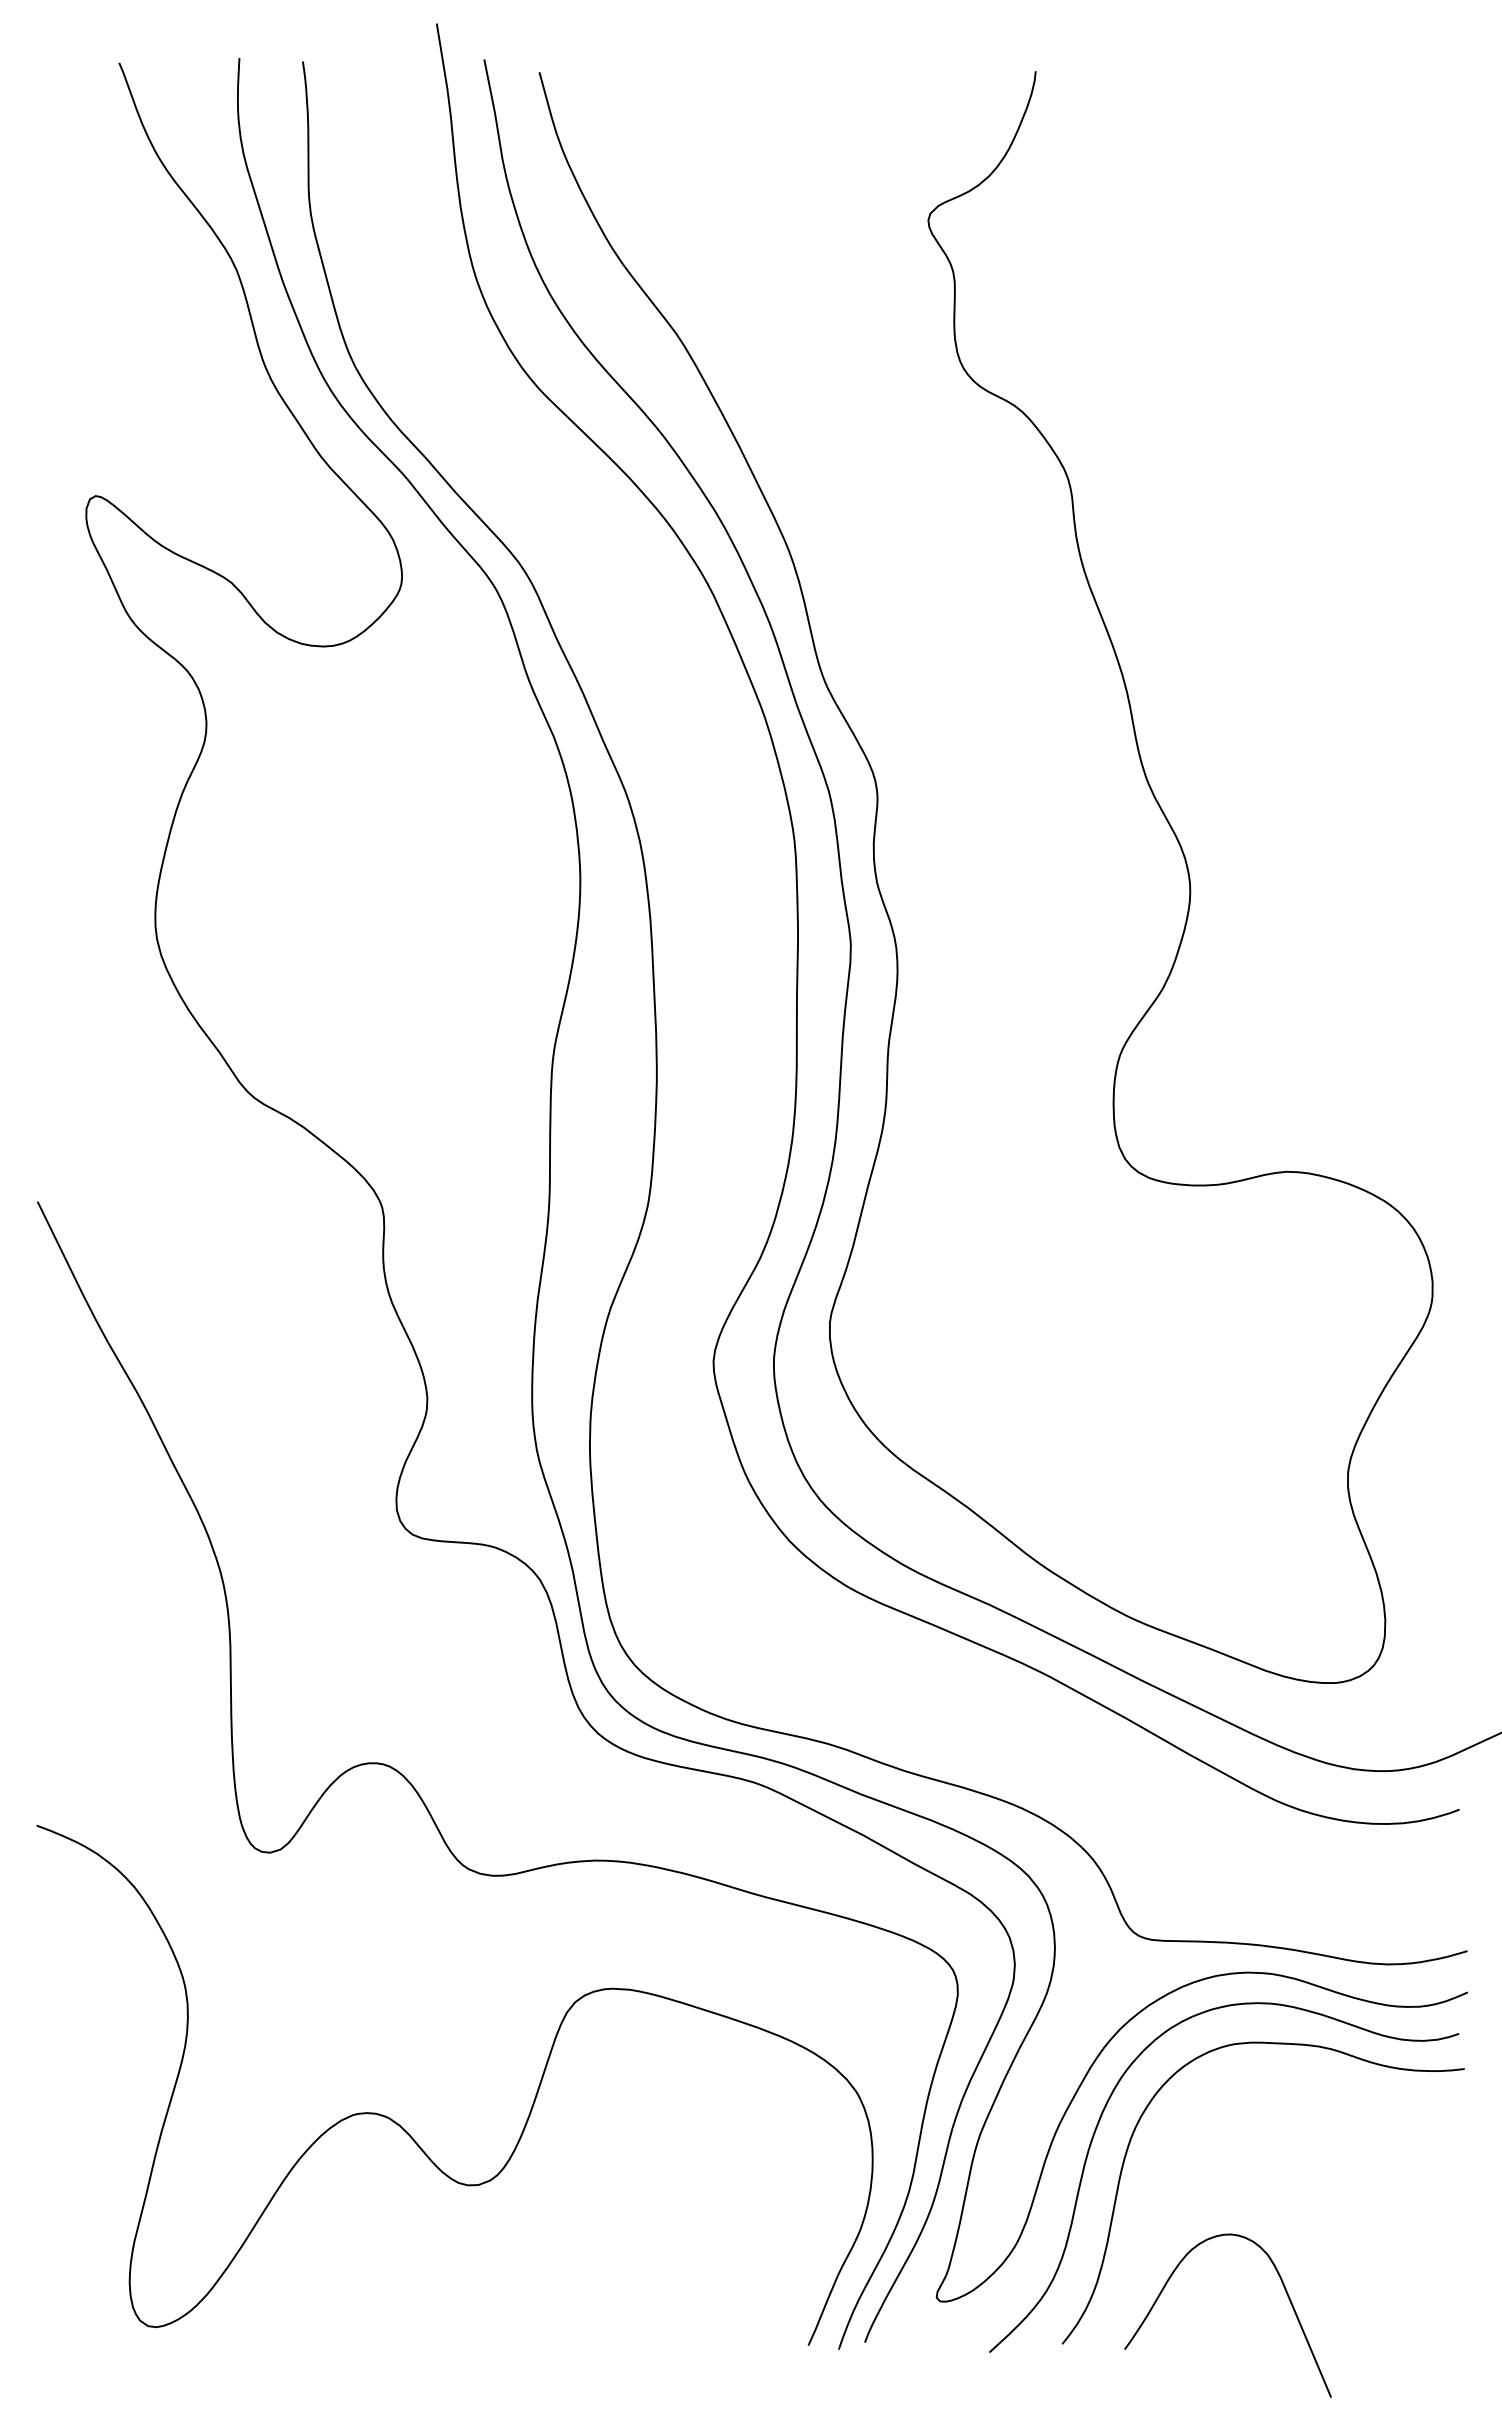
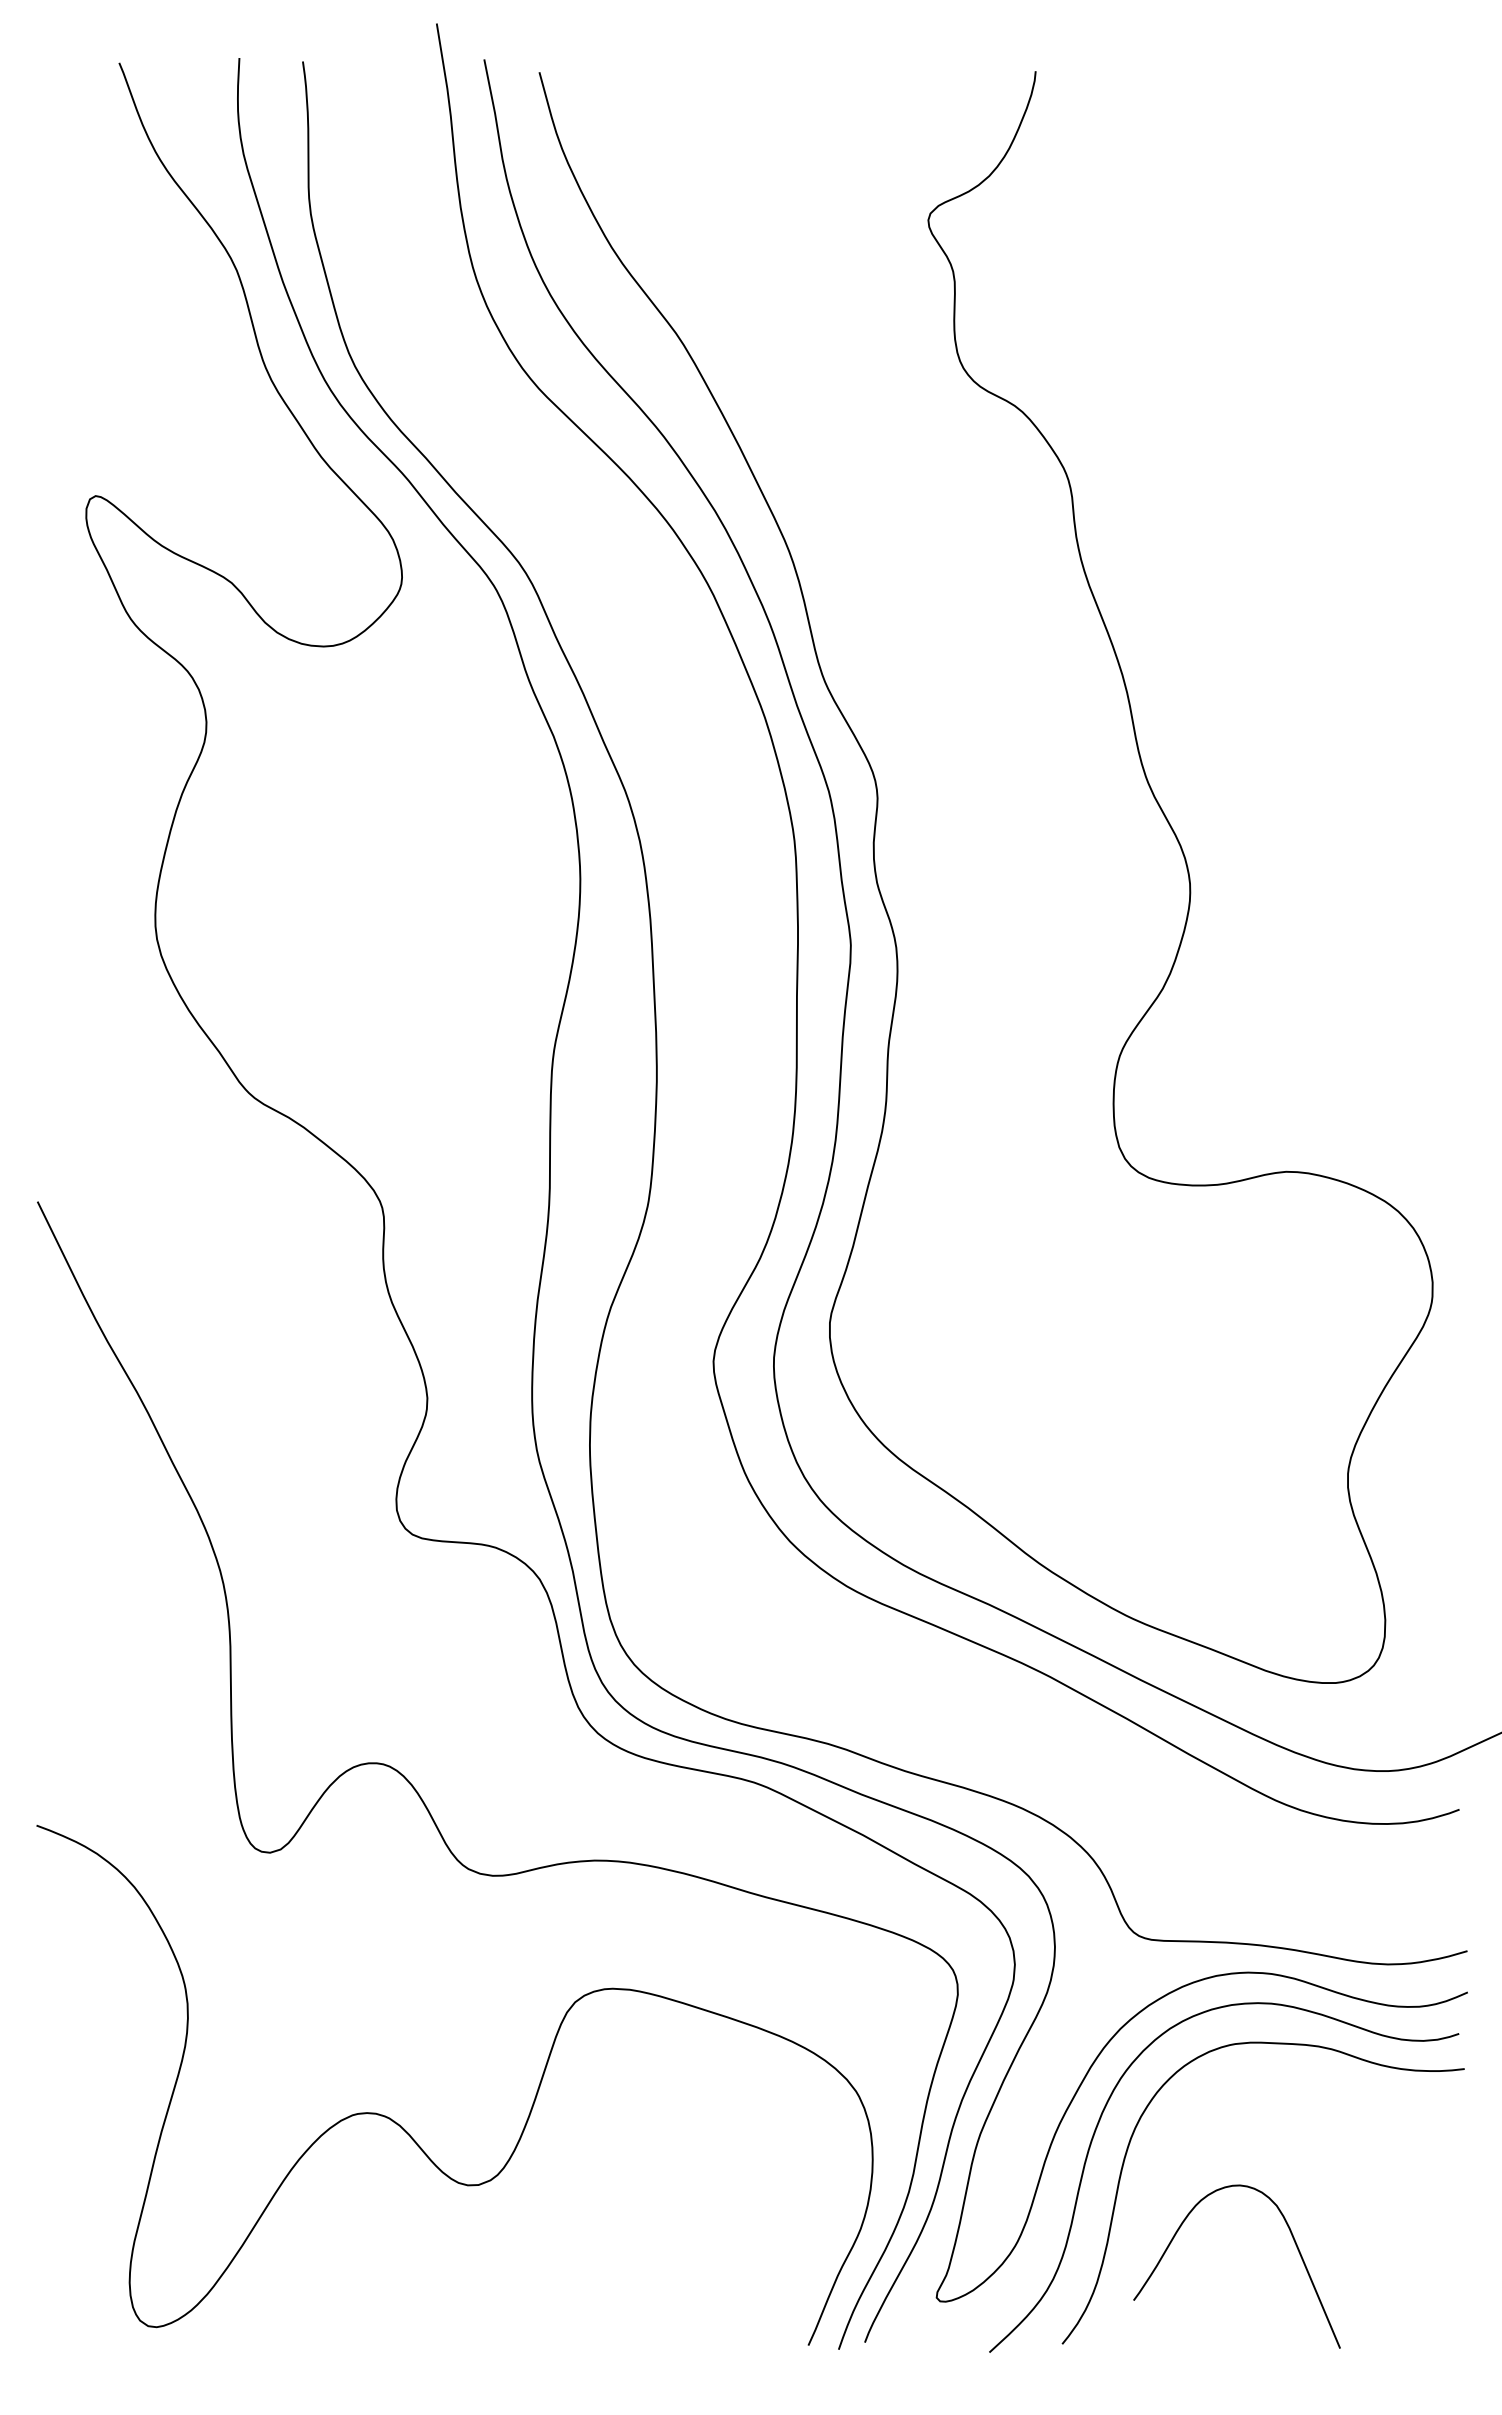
curve position: (1285, 2292) -> (1294, 2243) (1294, 2243)
